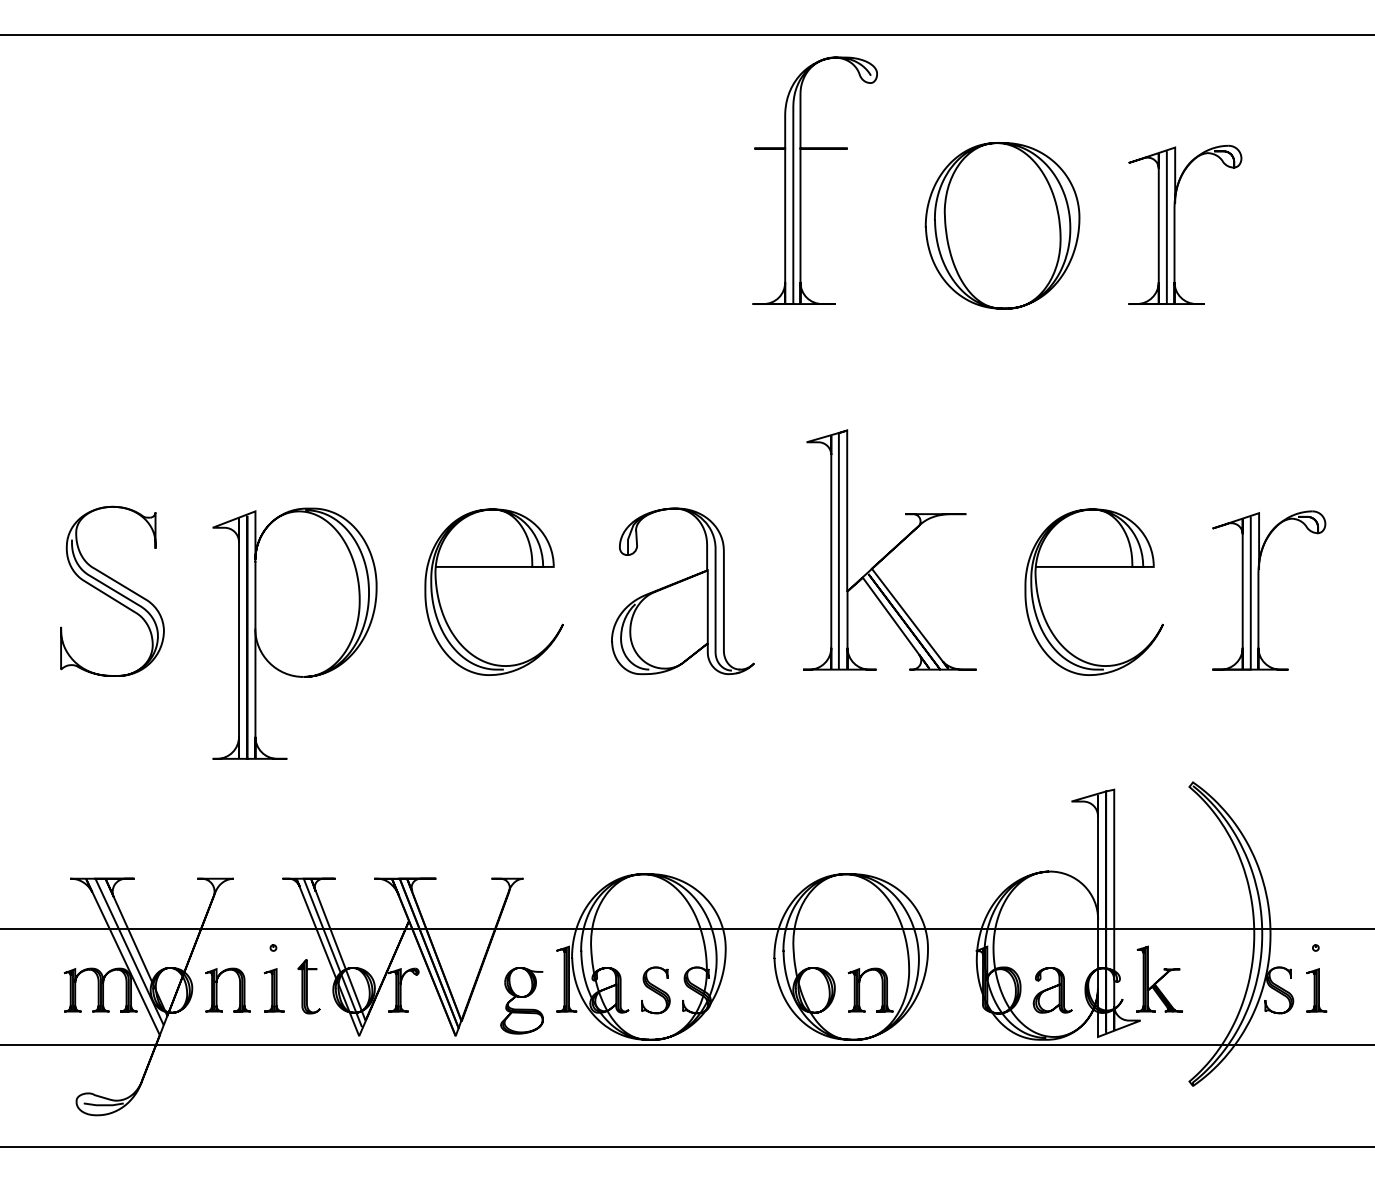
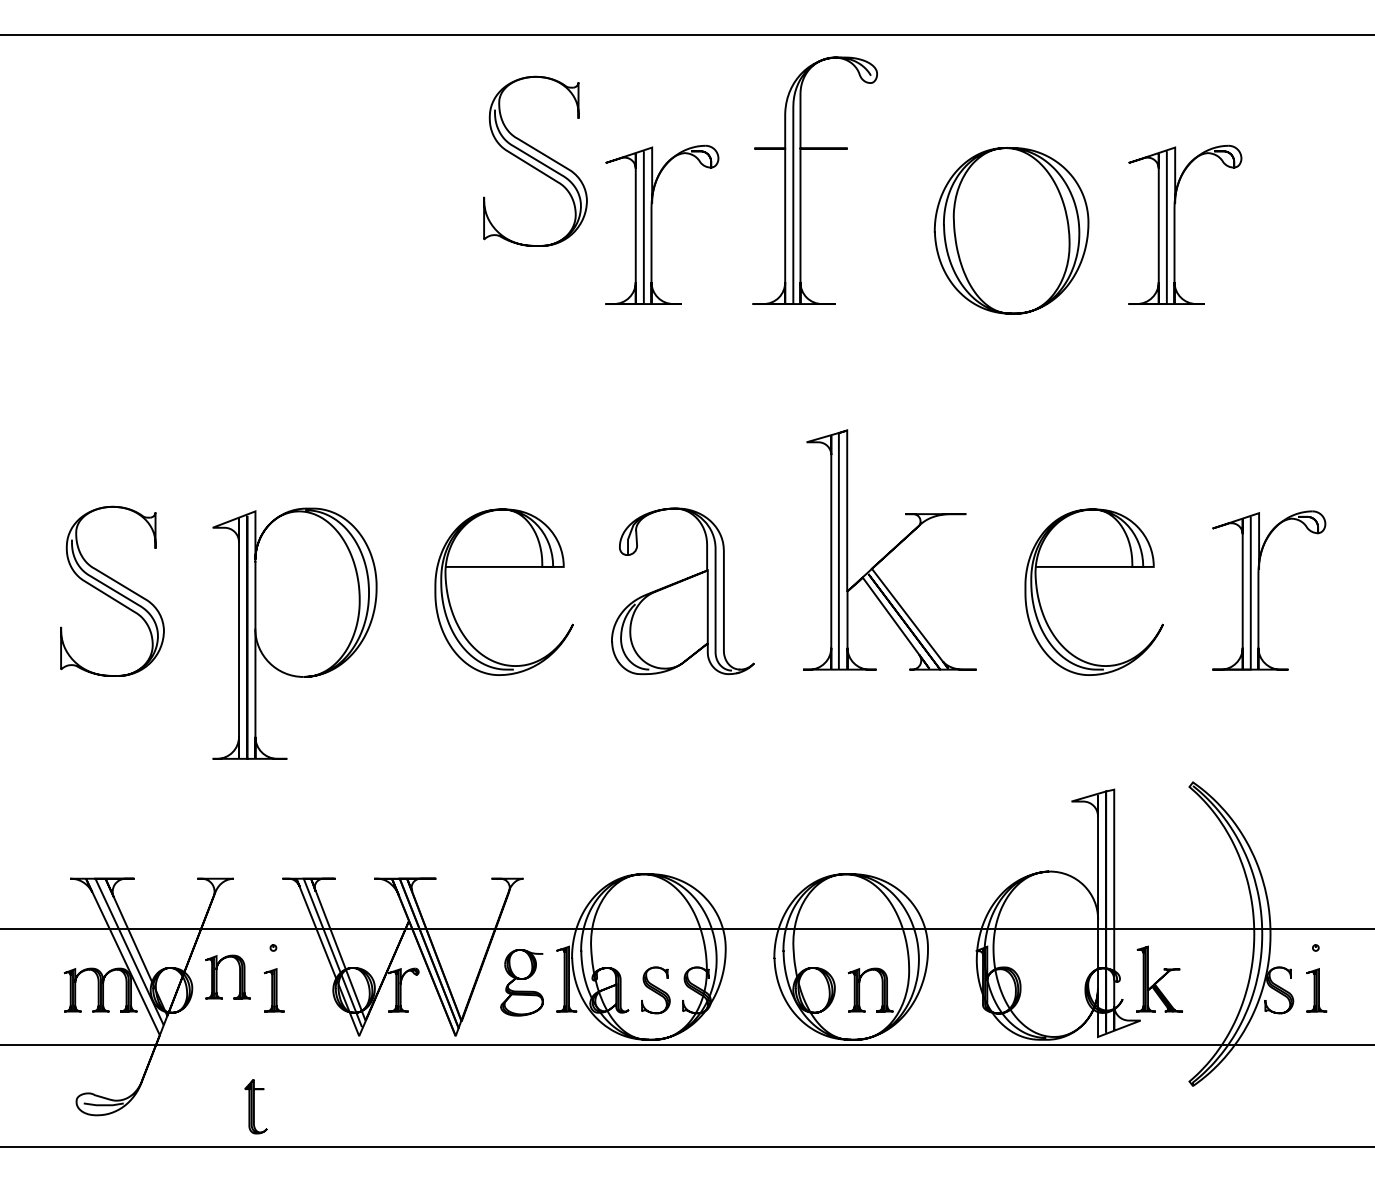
part: none -> present (535, 160)
part: none -> present (652, 224)
curve position: (947, 231) -> (956, 236) (956, 236)
curve position: (493, 567) -> (503, 567) (503, 567)
curve position: (307, 986) -> (254, 1106) (254, 1106)
part position: (217, 989) -> (217, 976) (217, 976)
part: present -> none (1052, 990)
part position: (521, 1000) -> (521, 982) (521, 982)
